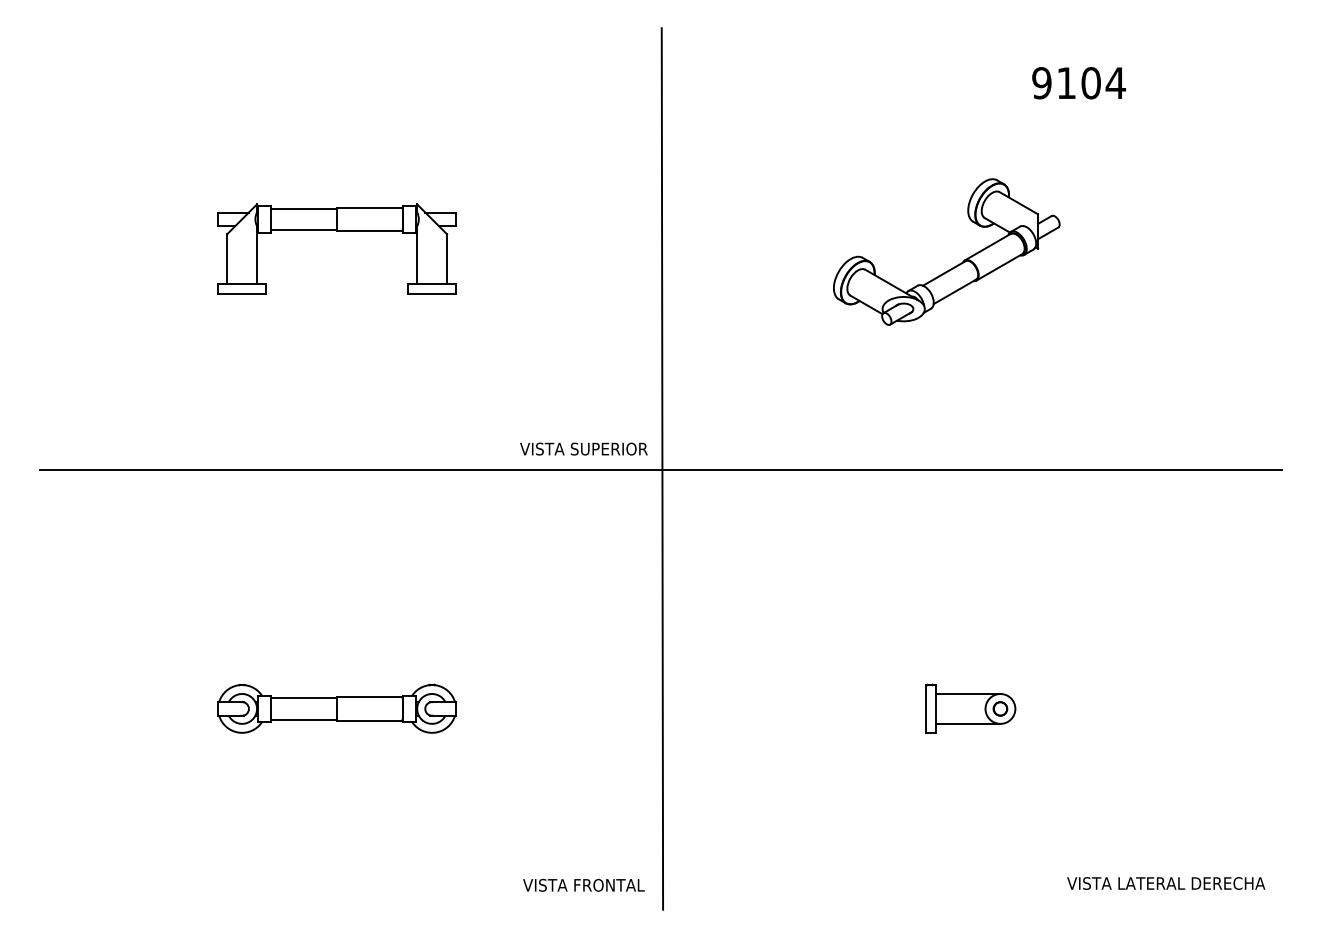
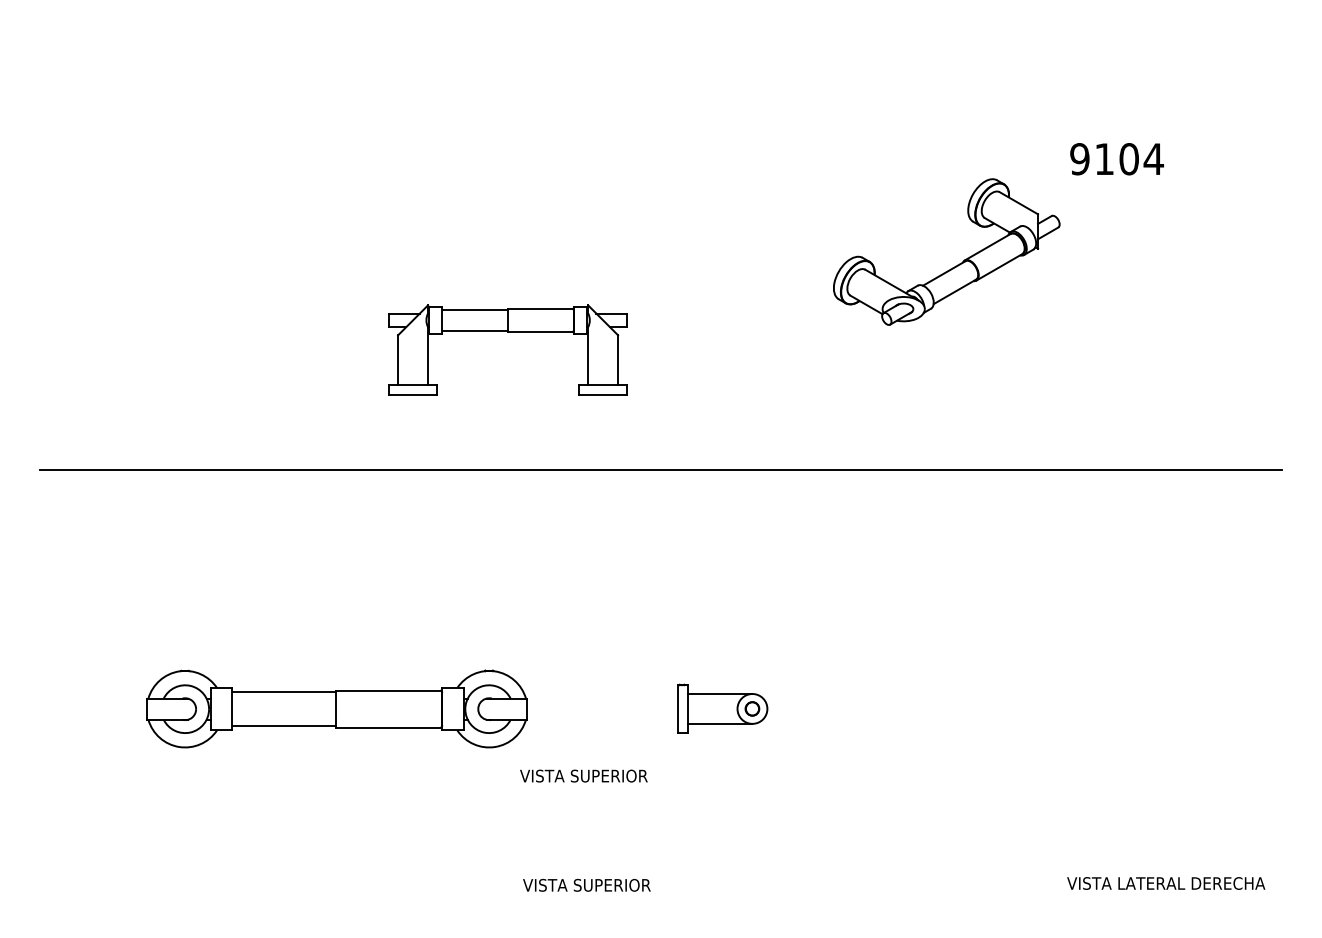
text position: (1078, 83) -> (1116, 159) (1116, 159)
part position: (336, 231) -> (507, 332) (507, 332)
text position: (583, 448) -> (583, 775) (583, 775)
line: present -> none (662, 468)
part size: 240x51 px -> 382x80 px (336, 708)
part position: (970, 708) -> (722, 708) (722, 708)
text: VISTA FRONTAL -> VISTA SUPERIOR (611, 884)
